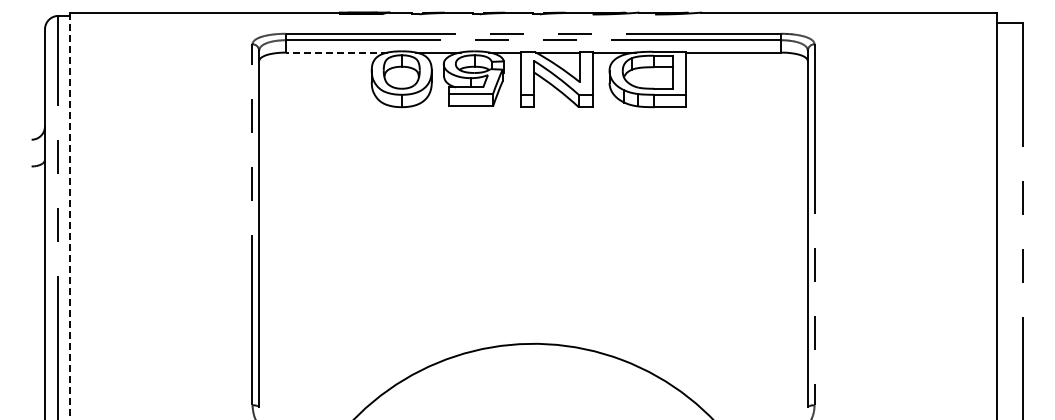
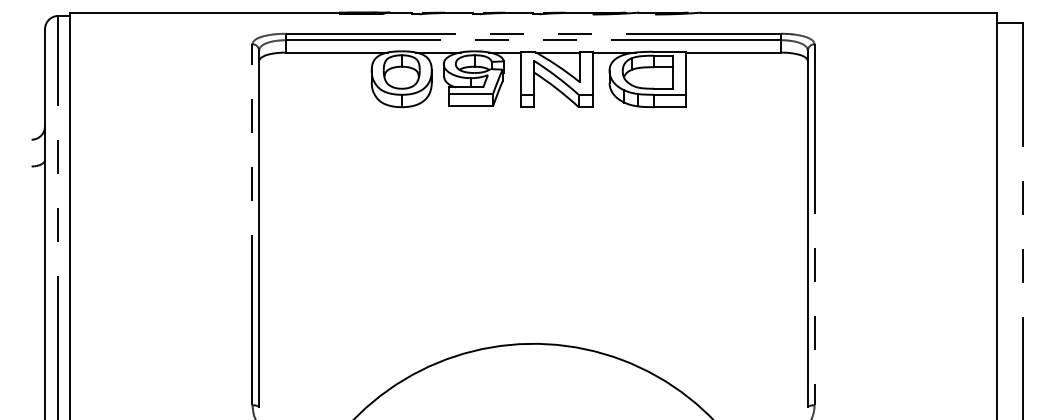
line: dashed -> solid (336, 52)
line: dashed -> solid (70, 216)
